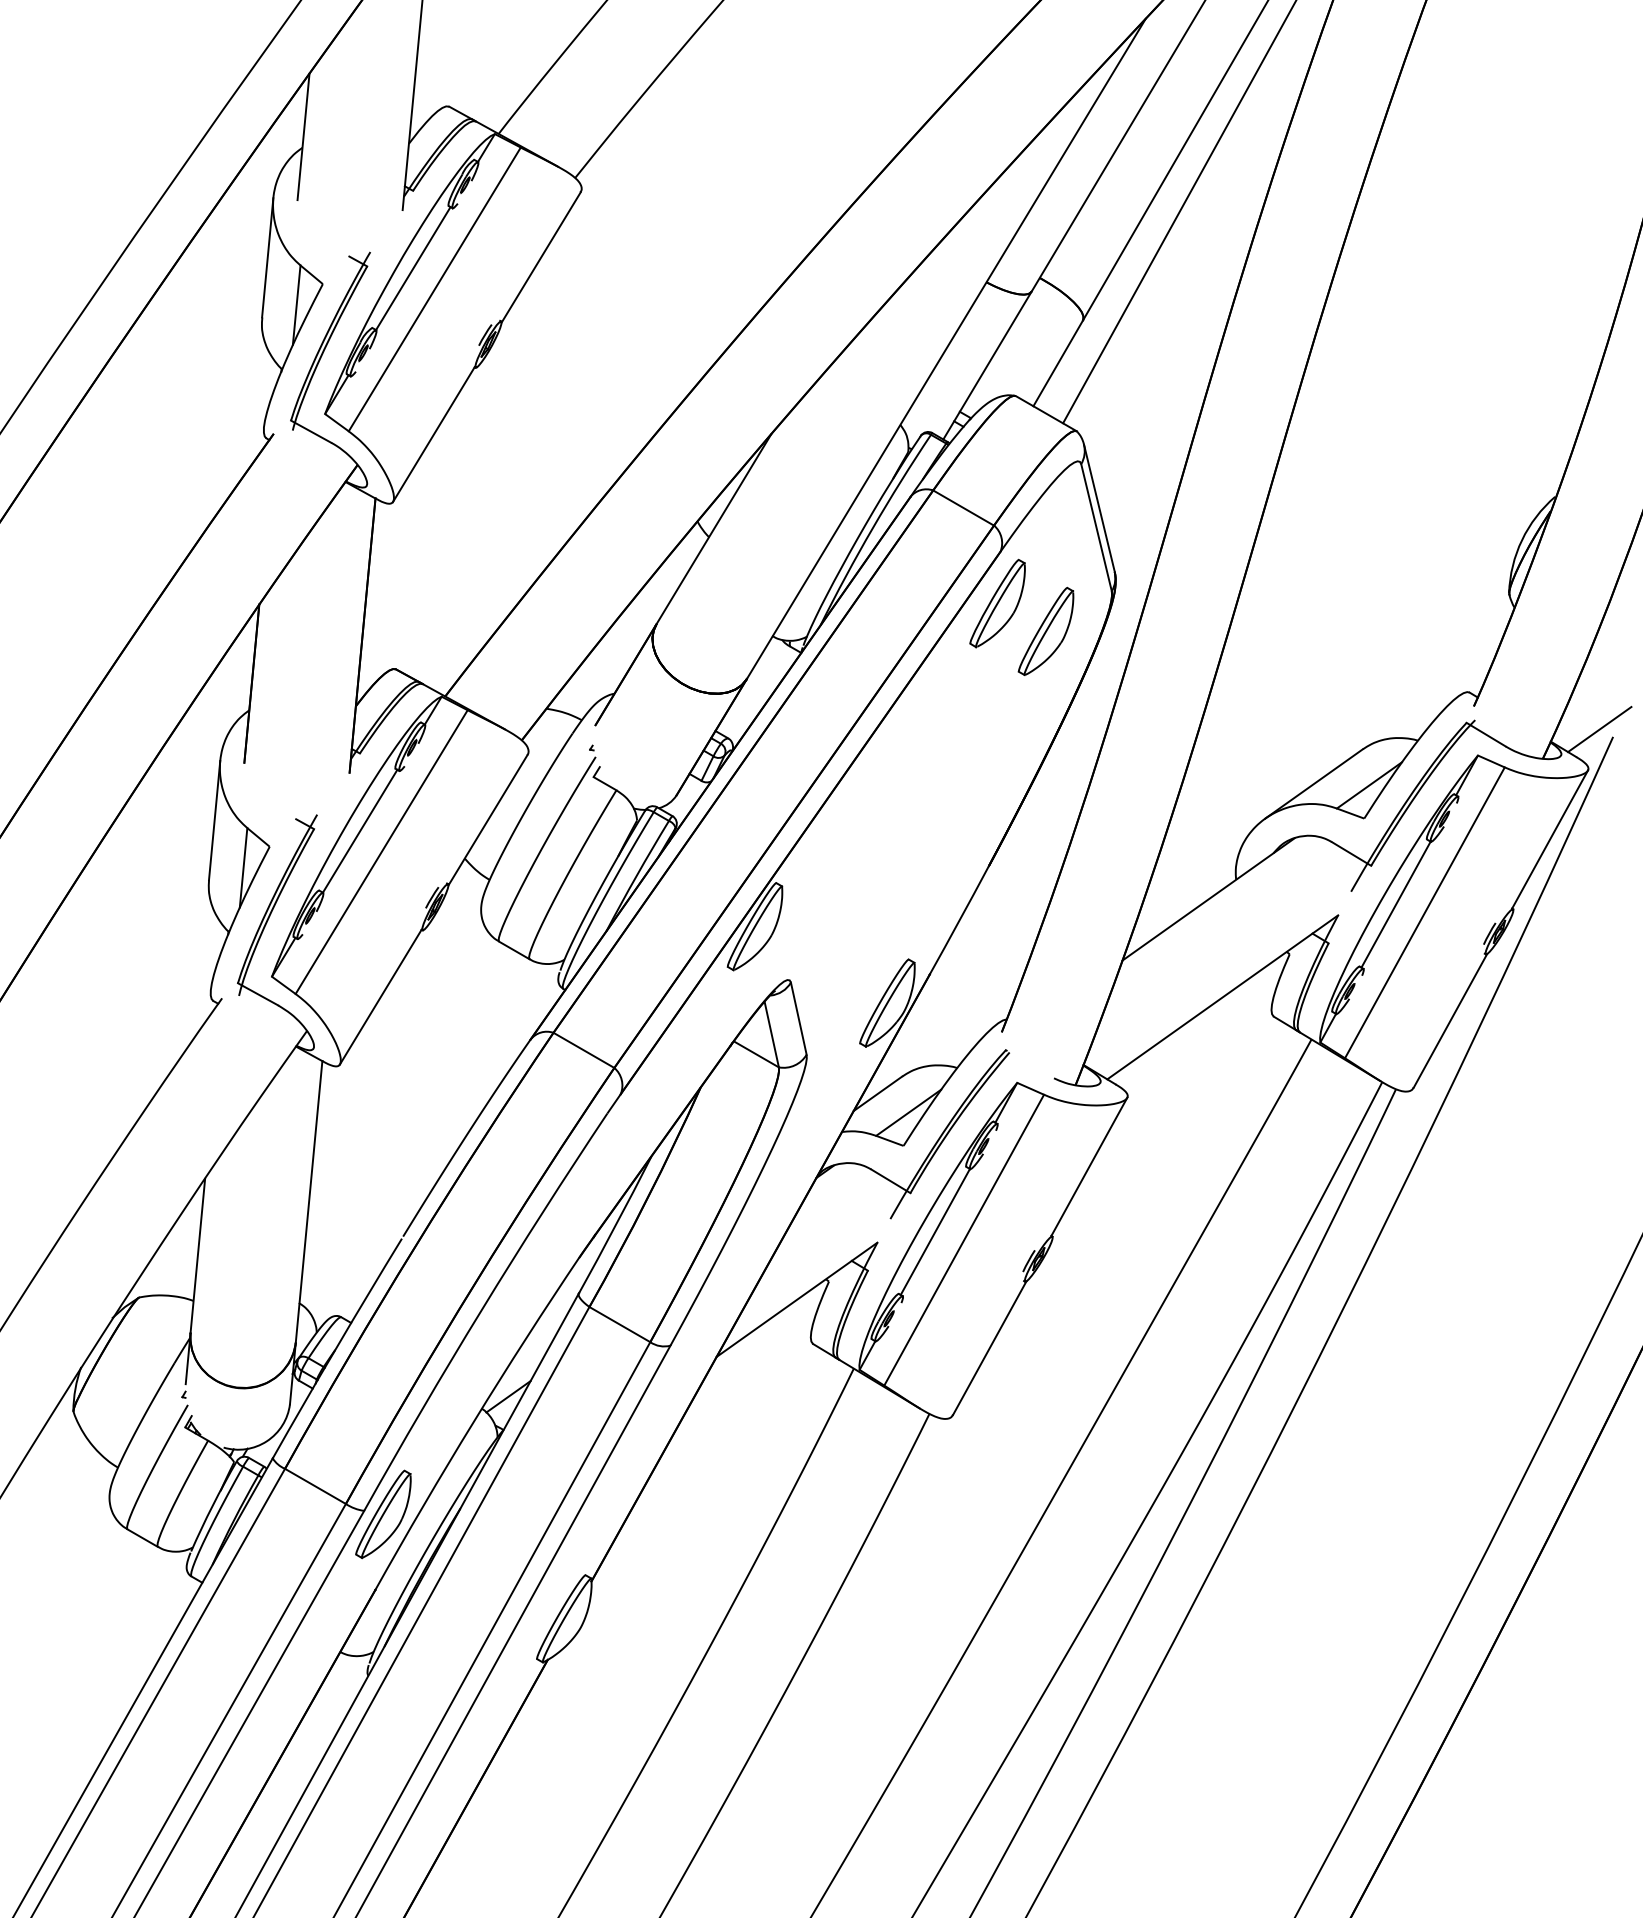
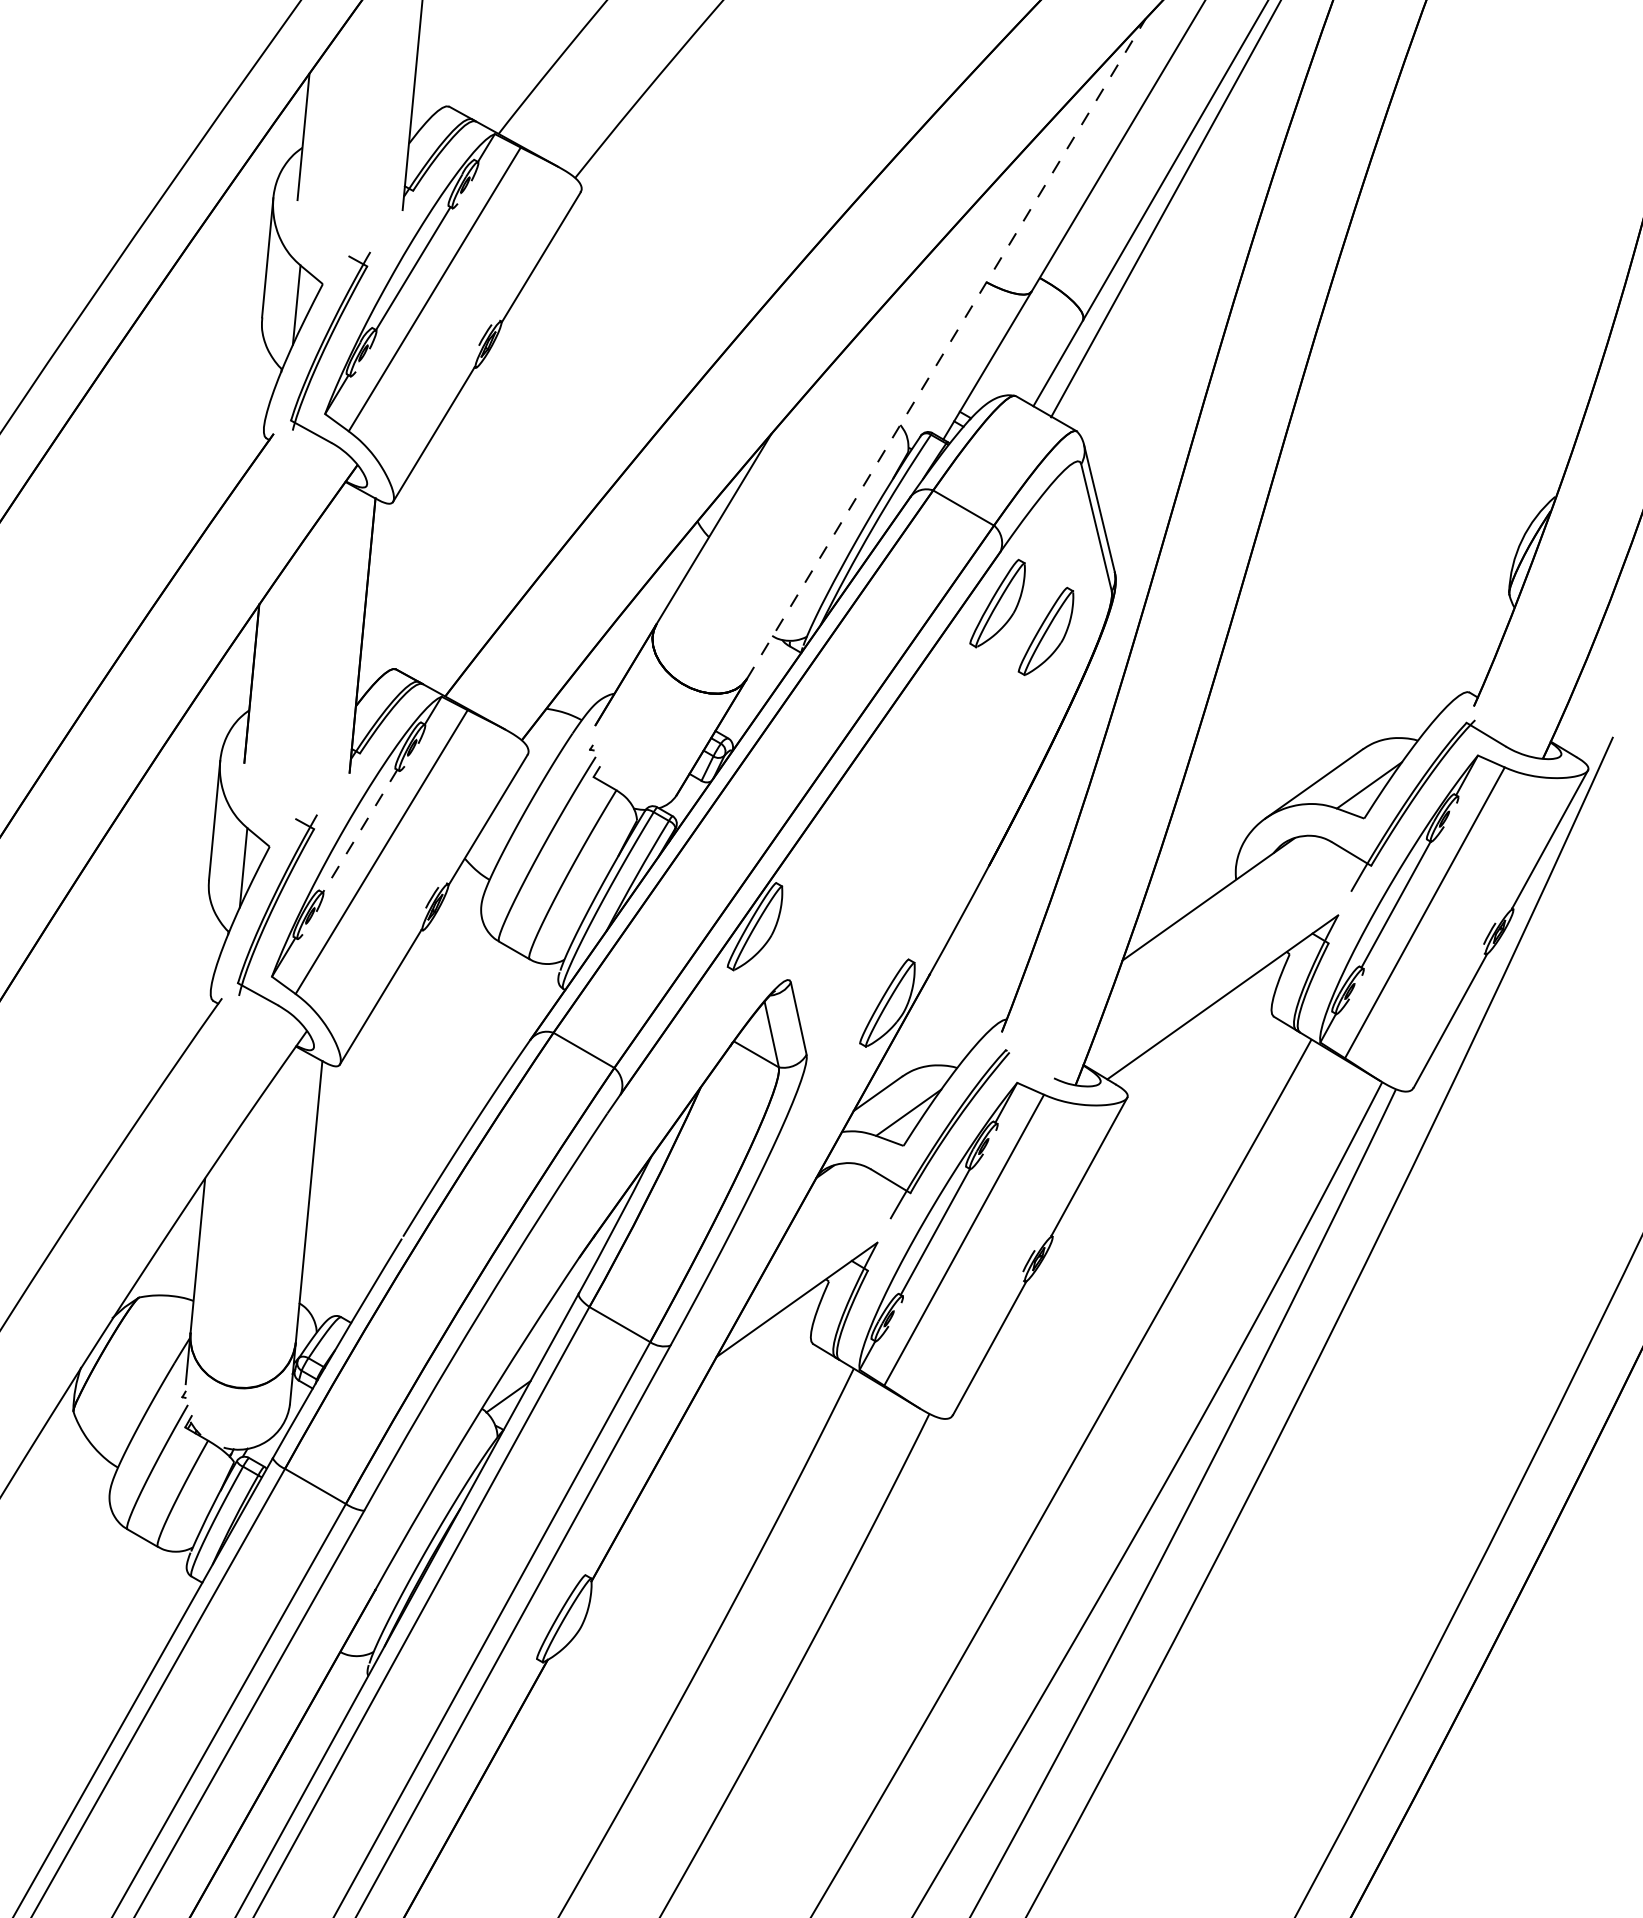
line position: (1179, 212) -> (1165, 209) (1165, 209)
line: solid -> dashed (946, 348)
line: present -> none (1599, 729)
line: solid -> dashed (360, 831)
part: present -> none (383, 1514)
